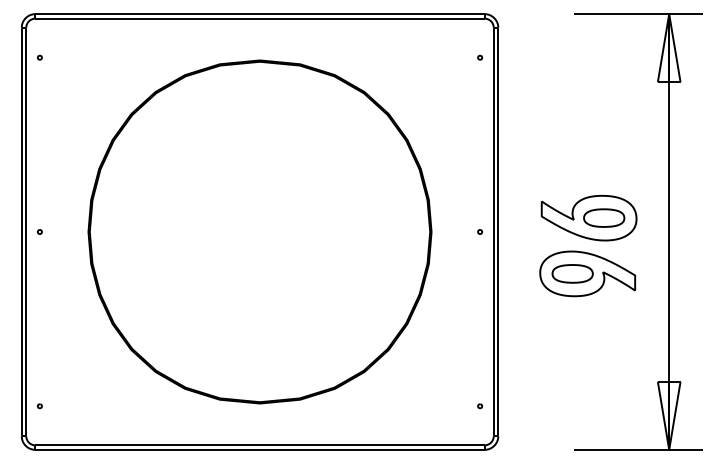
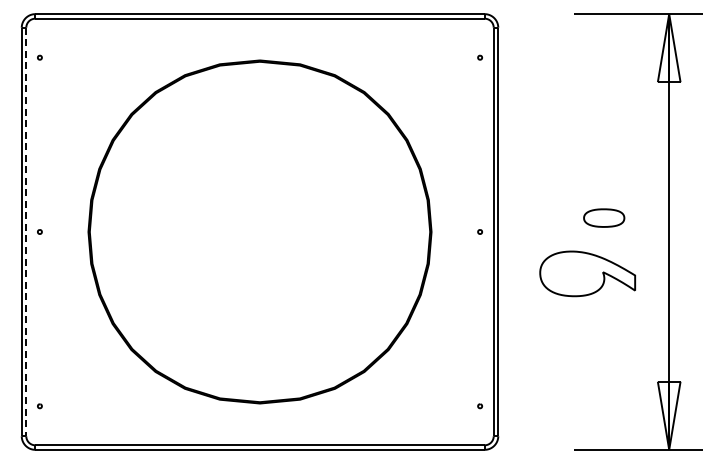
part: present -> none (588, 218)
line: solid -> dashed (26, 232)
part: present -> none (572, 273)
